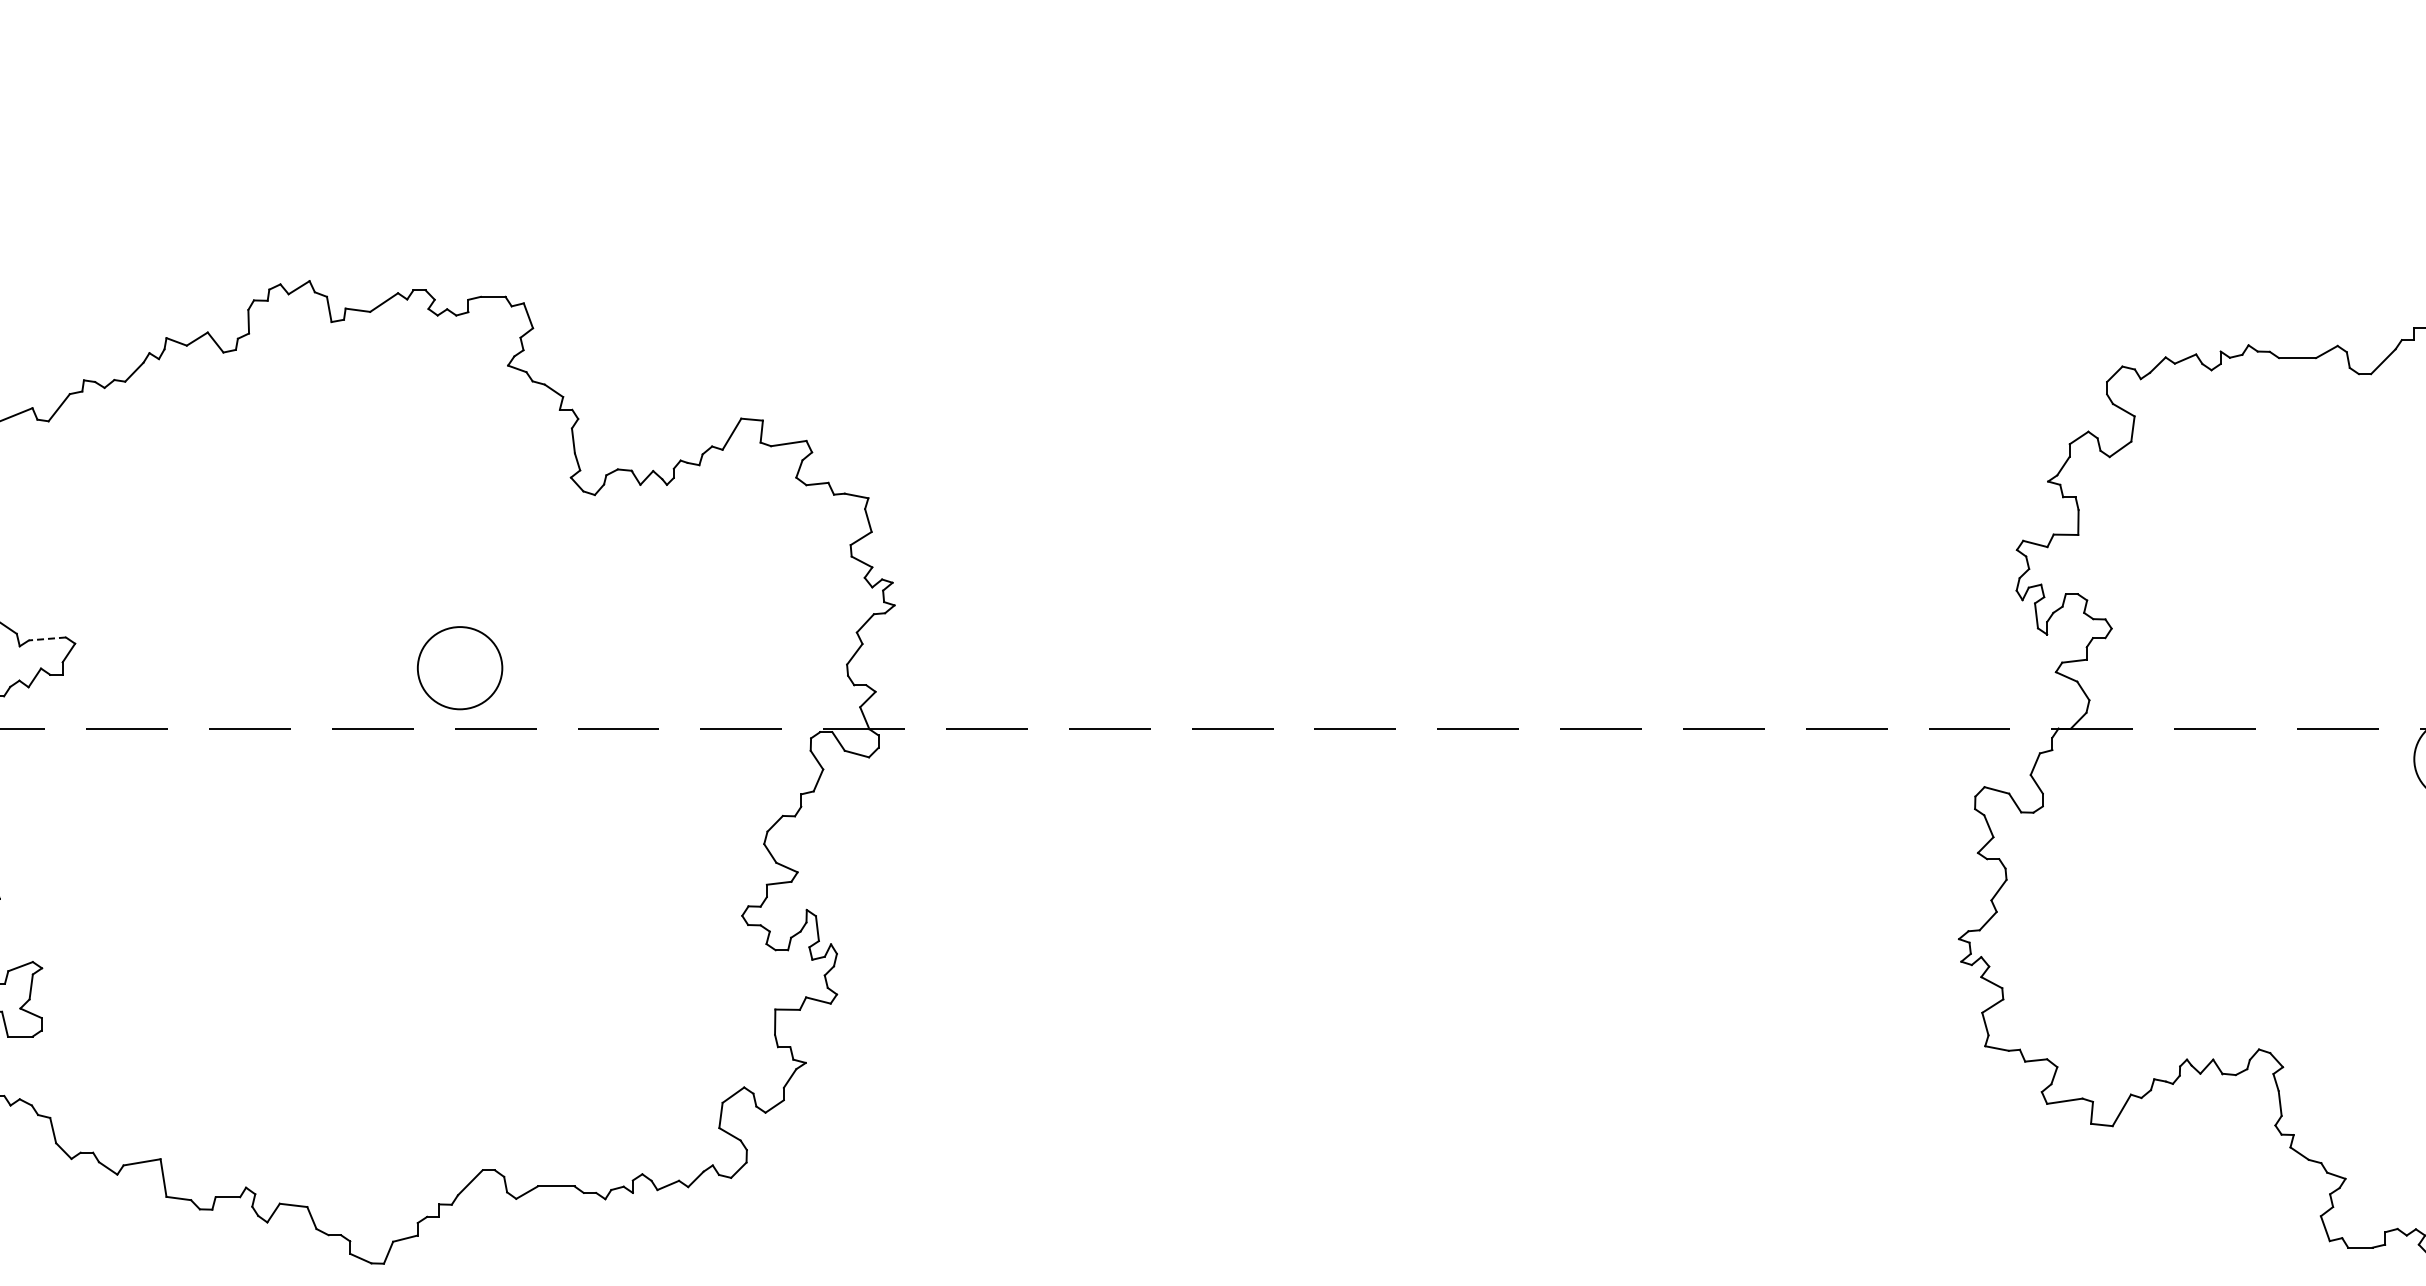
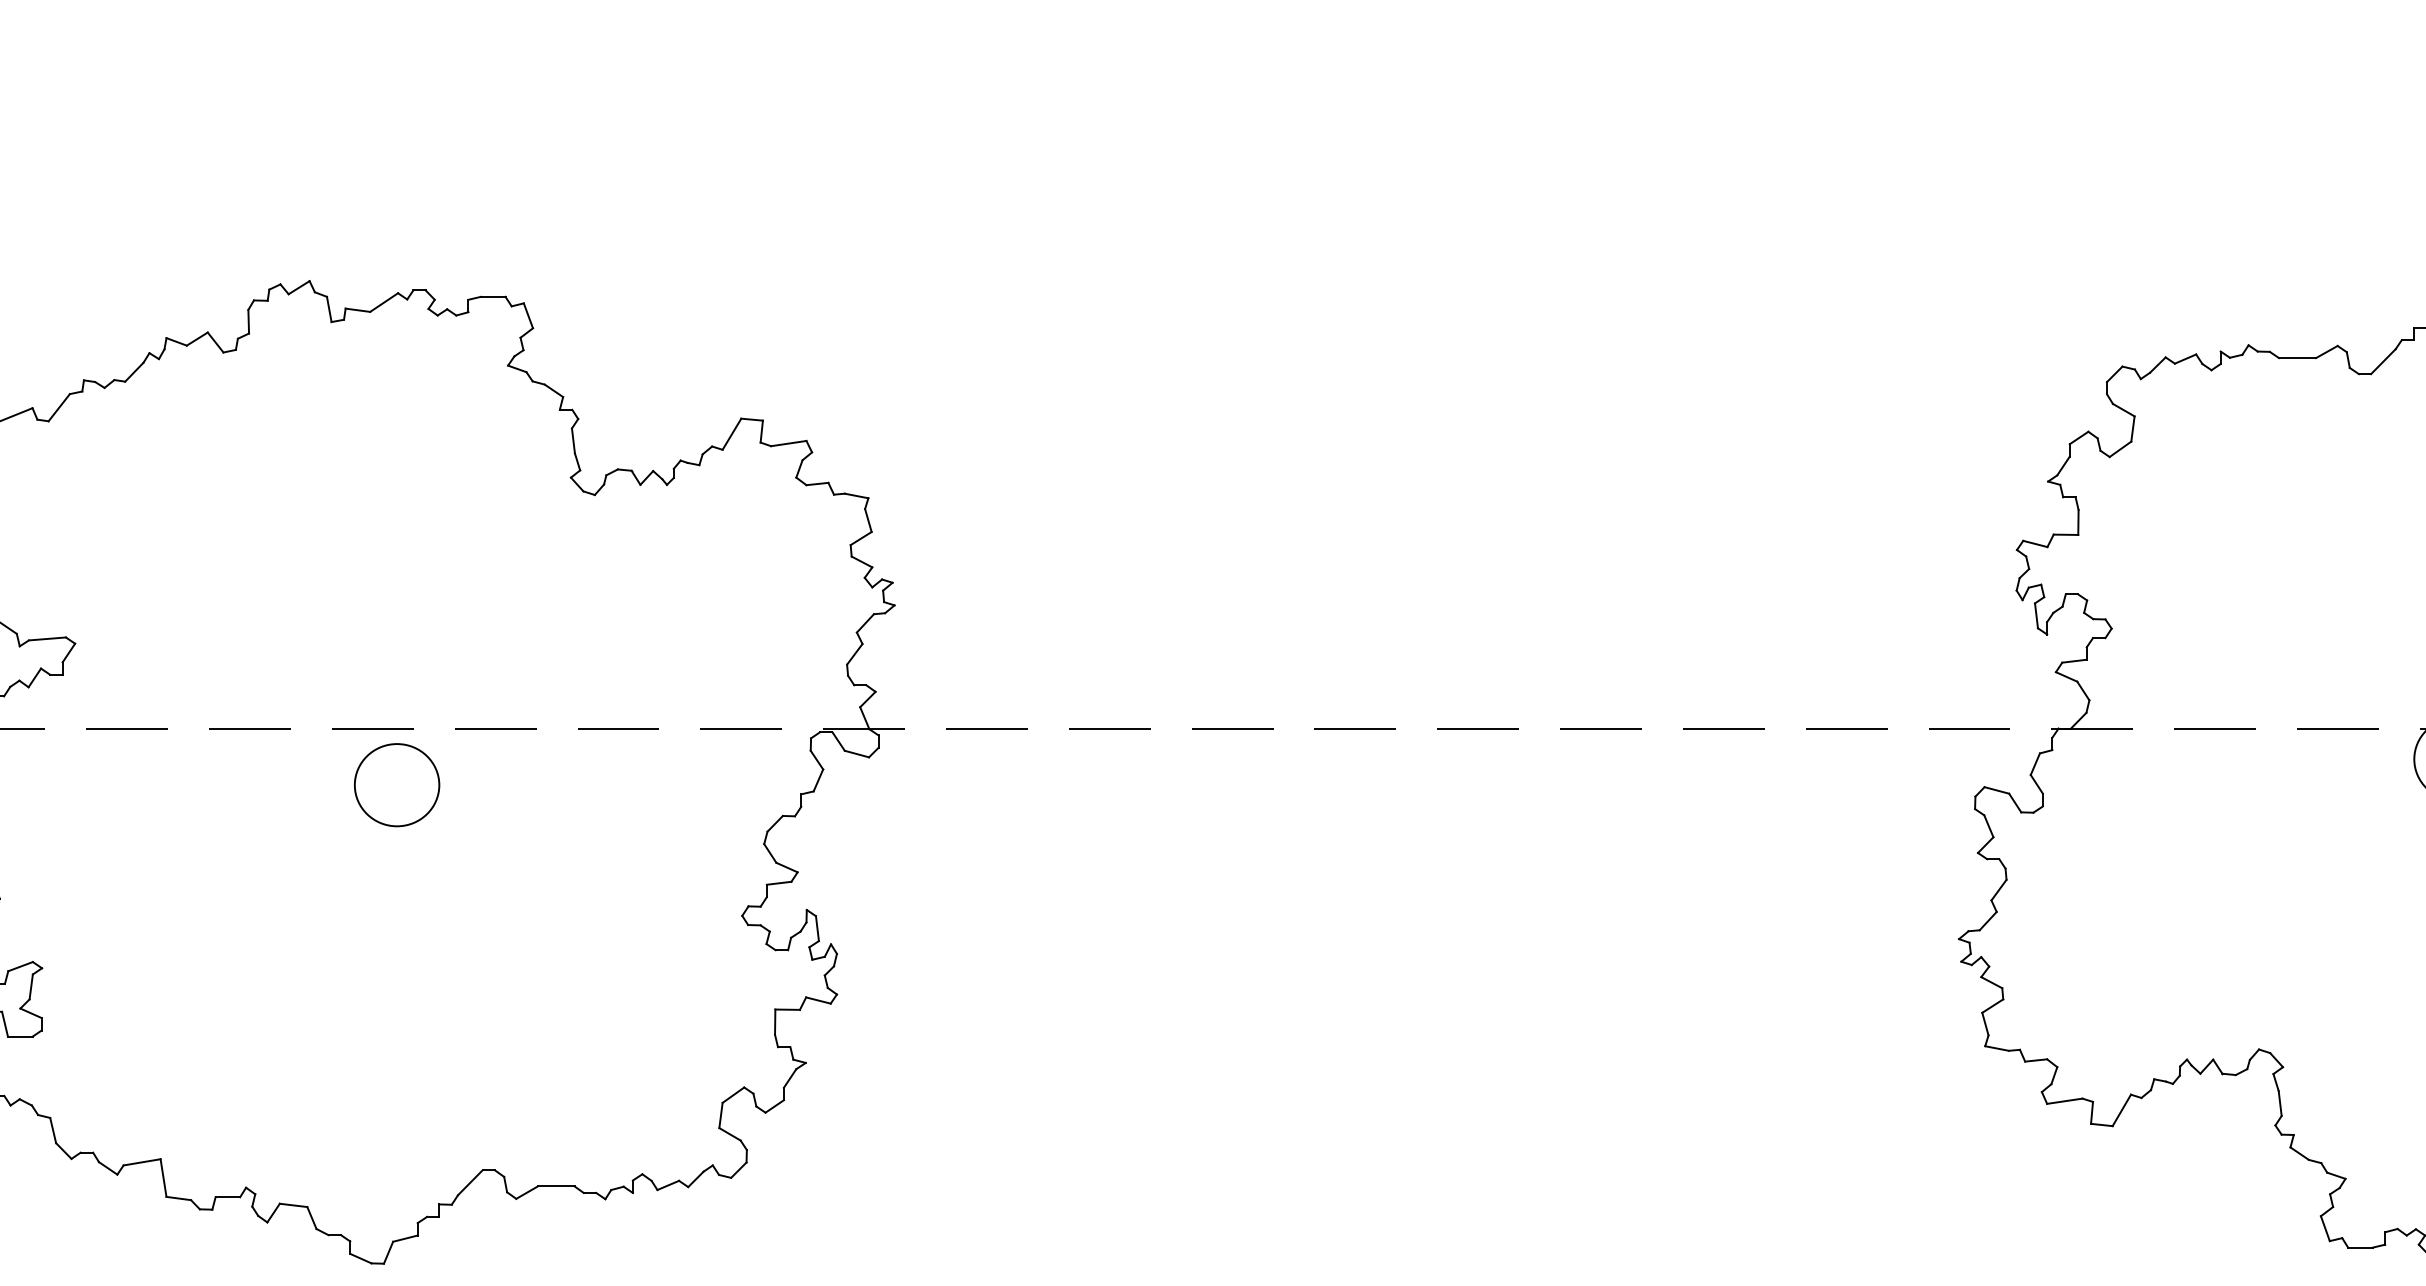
line: dashed -> solid (47, 638)
part position: (460, 668) -> (397, 785) (397, 785)
